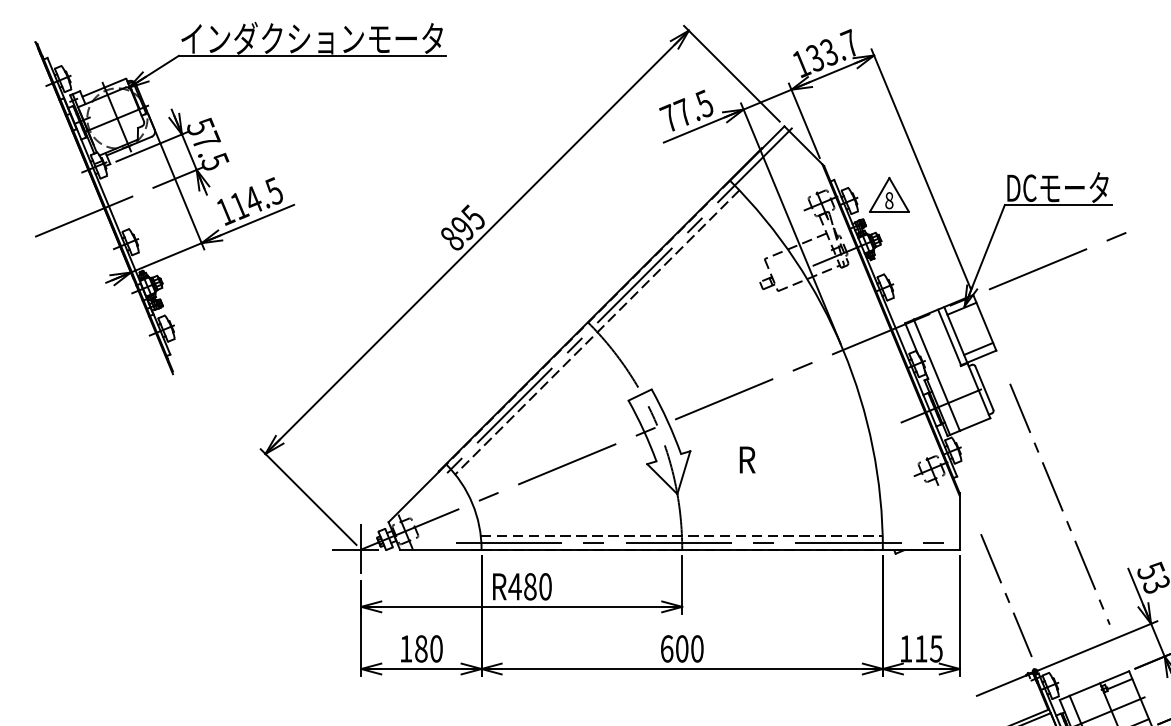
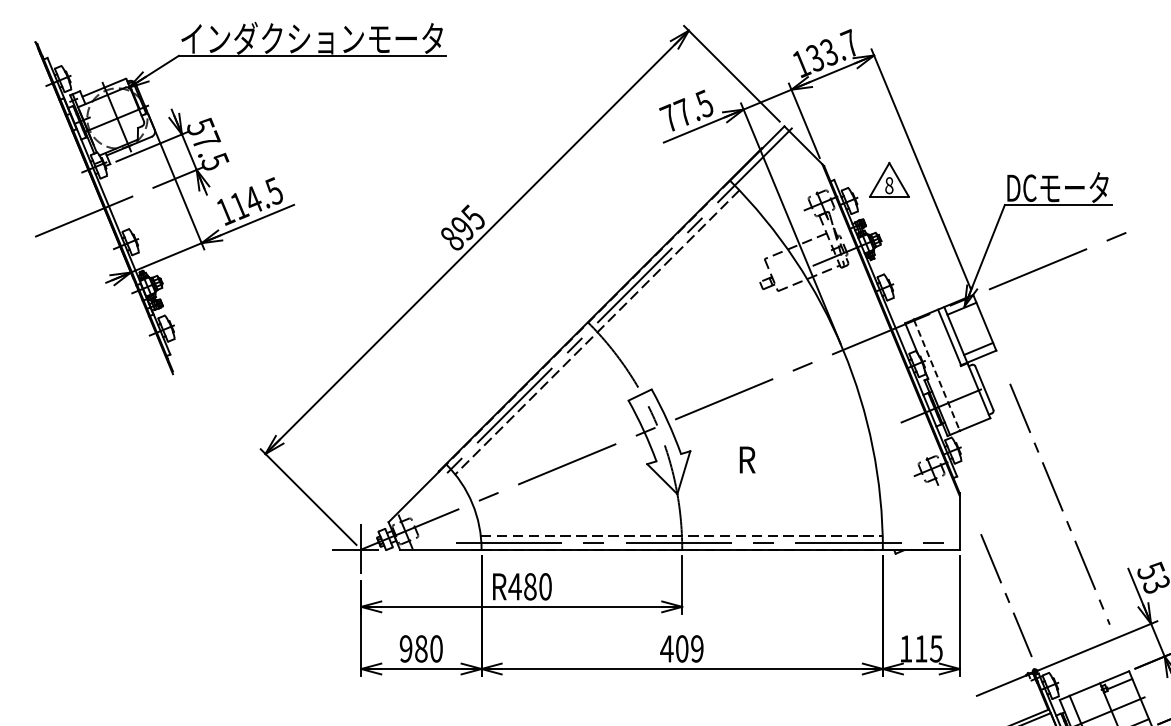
part position: (889, 194) -> (889, 179) (889, 179)
line: solid -> dashed (936, 375)
text: 180 -> 980 (405, 648)
text: 600 -> 409 (681, 648)
